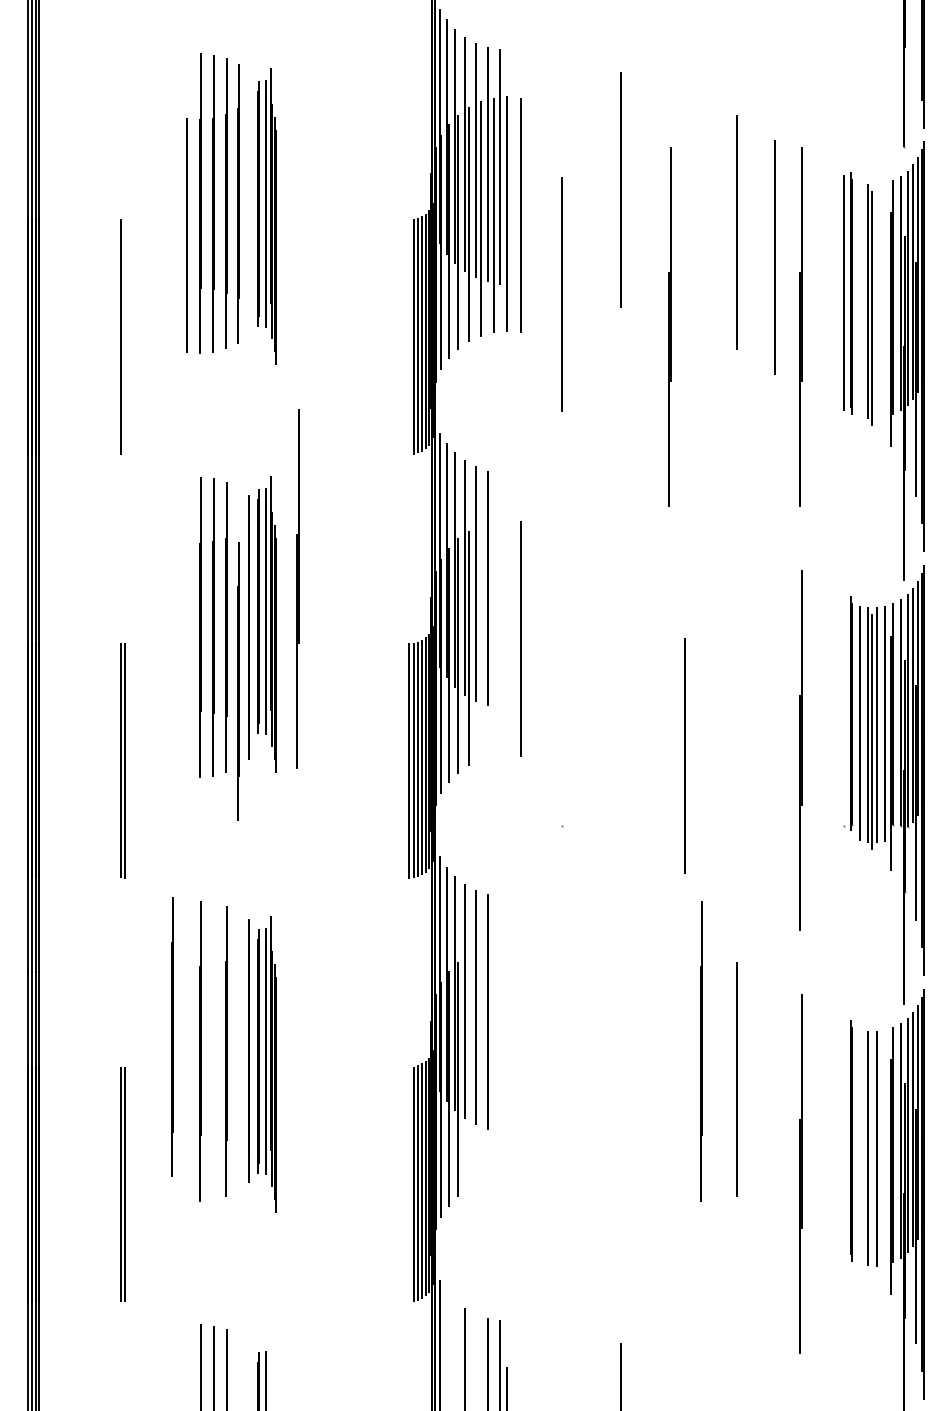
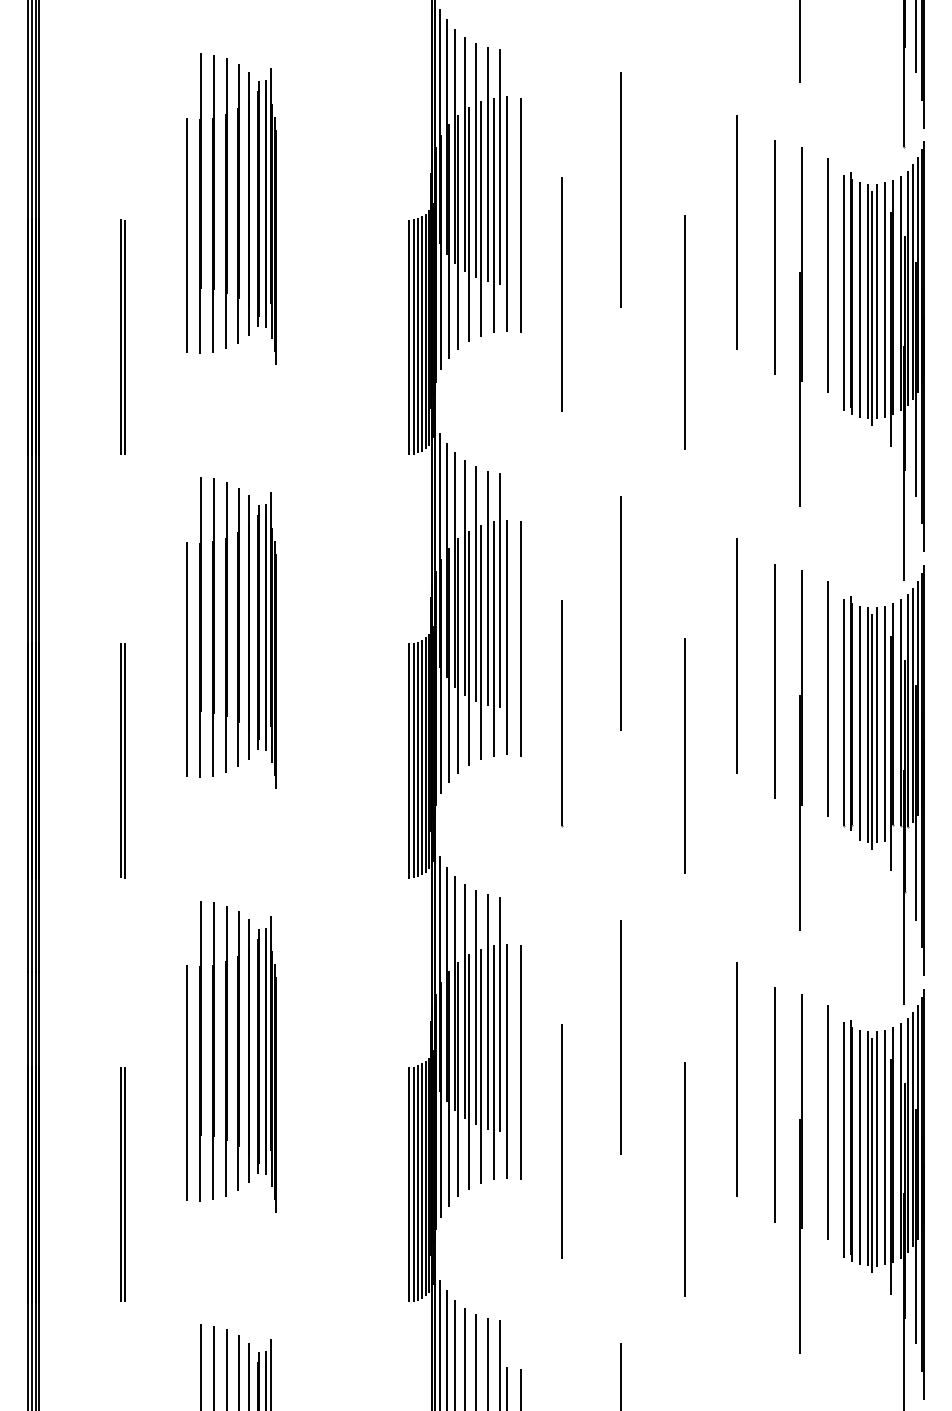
line: none -> present (915, 37)
line: none -> present (799, 42)
line: none -> present (248, 203)
line: none -> present (827, 275)
line: none -> present (859, 299)
line: none -> present (885, 299)
line: none -> present (876, 301)
part: present -> none (669, 326)
line: none -> present (684, 331)
line: none -> present (125, 336)
line: none -> present (409, 336)
part: present -> none (297, 588)
line: none -> present (499, 590)
line: none -> present (621, 613)
part position: (266, 624) -> (266, 640) (266, 640)
line: none -> present (507, 637)
line: none -> present (494, 638)
line: none -> present (481, 642)
line: none -> present (736, 655)
line: none -> present (186, 659)
line position: (238, 681) -> (238, 627) (238, 627)
line: none -> present (774, 681)
line: none -> present (827, 698)
line: none -> present (844, 711)
line: none -> present (562, 712)
line: none -> present (499, 1013)
line position: (172, 1036) -> (238, 1050) (238, 1050)
line: none -> present (621, 1036)
line: none -> present (213, 1050)
line: present -> none (701, 1051)
line: none -> present (507, 1061)
line: none -> present (494, 1062)
line: none -> present (520, 1062)
line: none -> present (481, 1065)
line: none -> present (469, 1071)
line: none -> present (186, 1082)
line: none -> present (774, 1104)
line: none -> present (827, 1122)
line: none -> present (844, 1139)
line: none -> present (562, 1141)
line: none -> present (859, 1146)
line: none -> present (885, 1147)
line: none -> present (872, 1155)
line: none -> present (684, 1179)
line: none -> present (409, 1184)
line: none -> present (446, 1348)
line: none -> present (455, 1353)
line: none -> present (475, 1360)
line: none -> present (238, 1371)
line: none -> present (271, 1373)
line: none -> present (249, 1374)
line: none -> present (520, 1387)
